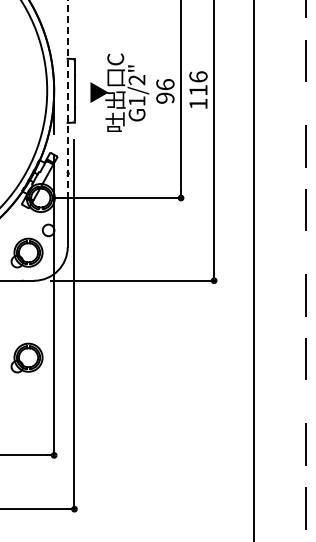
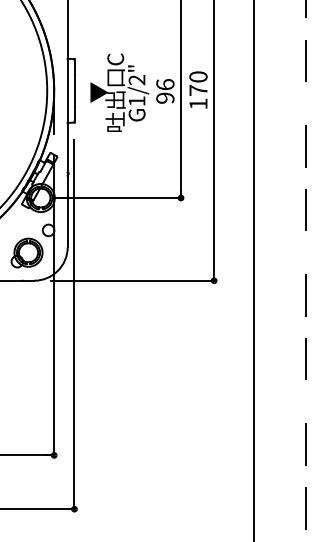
text: 116 -> 170 (198, 83)
line: dashed -> solid (67, 98)
part: present -> none (26, 357)
